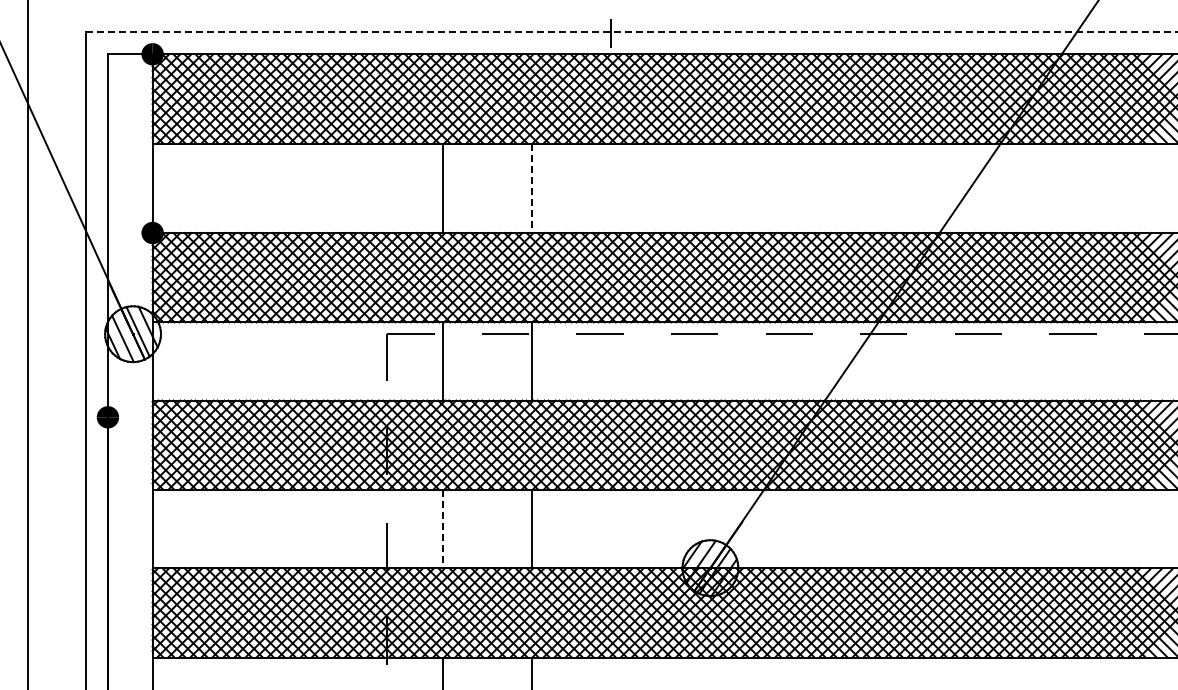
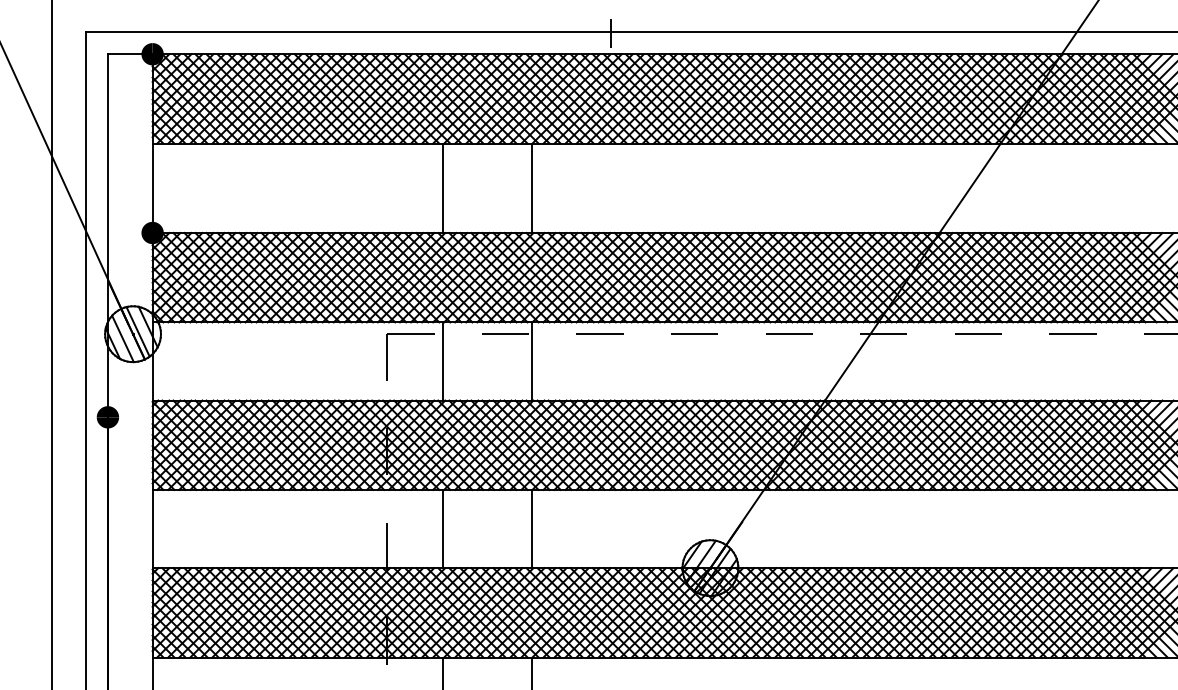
line: dashed -> solid (631, 31)
line: dashed -> solid (532, 188)
line position: (28, 344) -> (52, 344) (52, 344)
line: dashed -> solid (443, 529)
